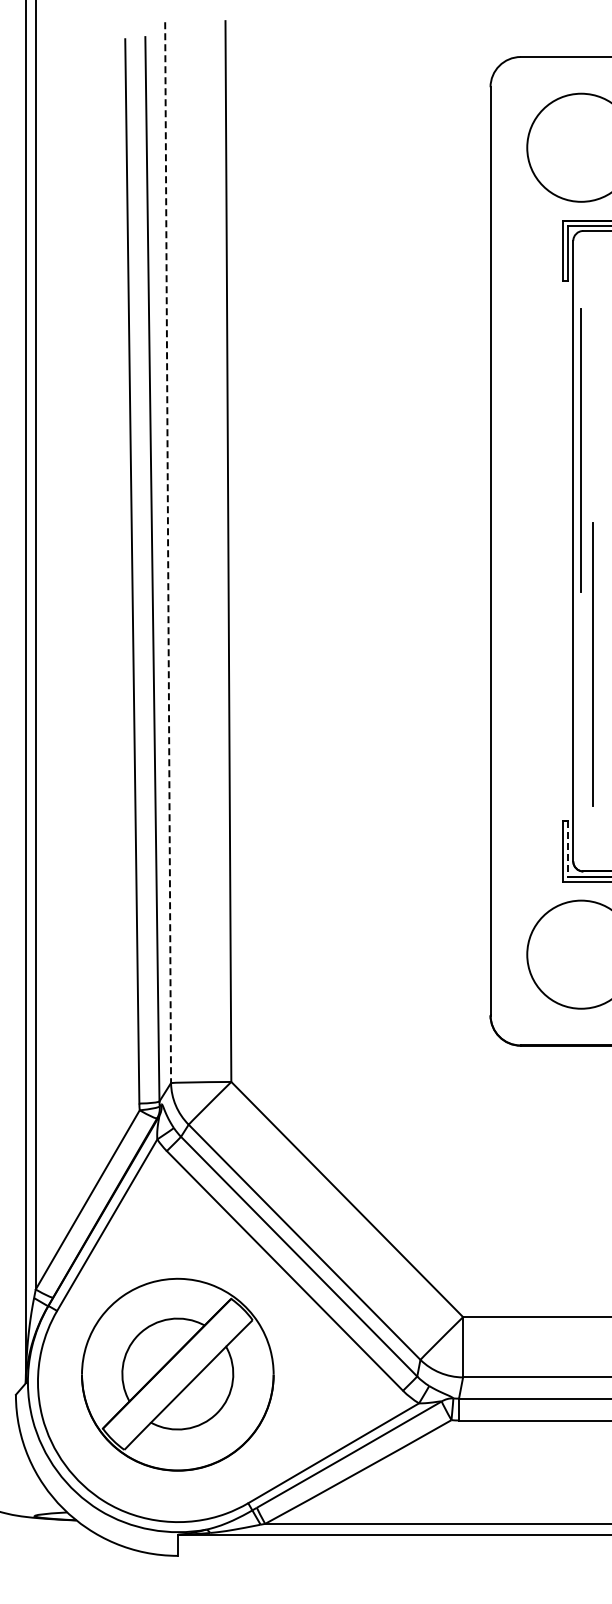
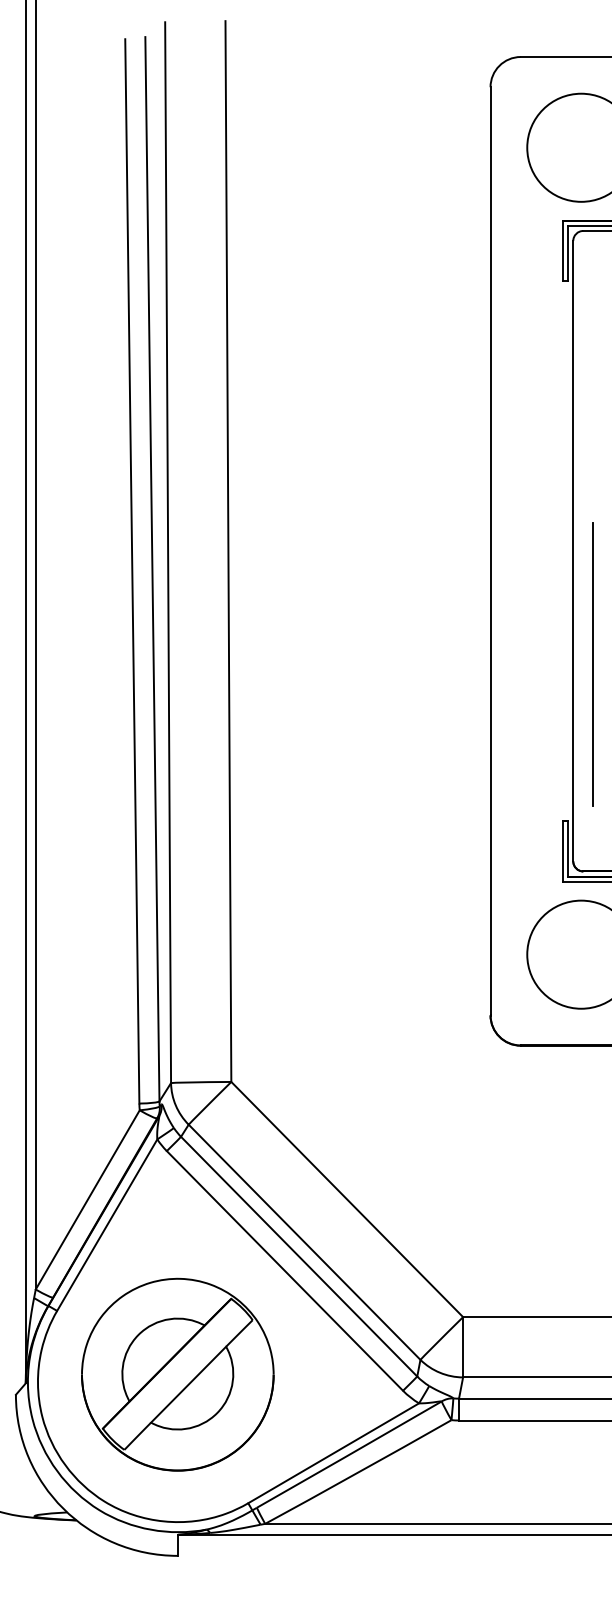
line: present -> none (580, 450)
line: dashed -> solid (168, 553)
line: dashed -> solid (568, 848)
